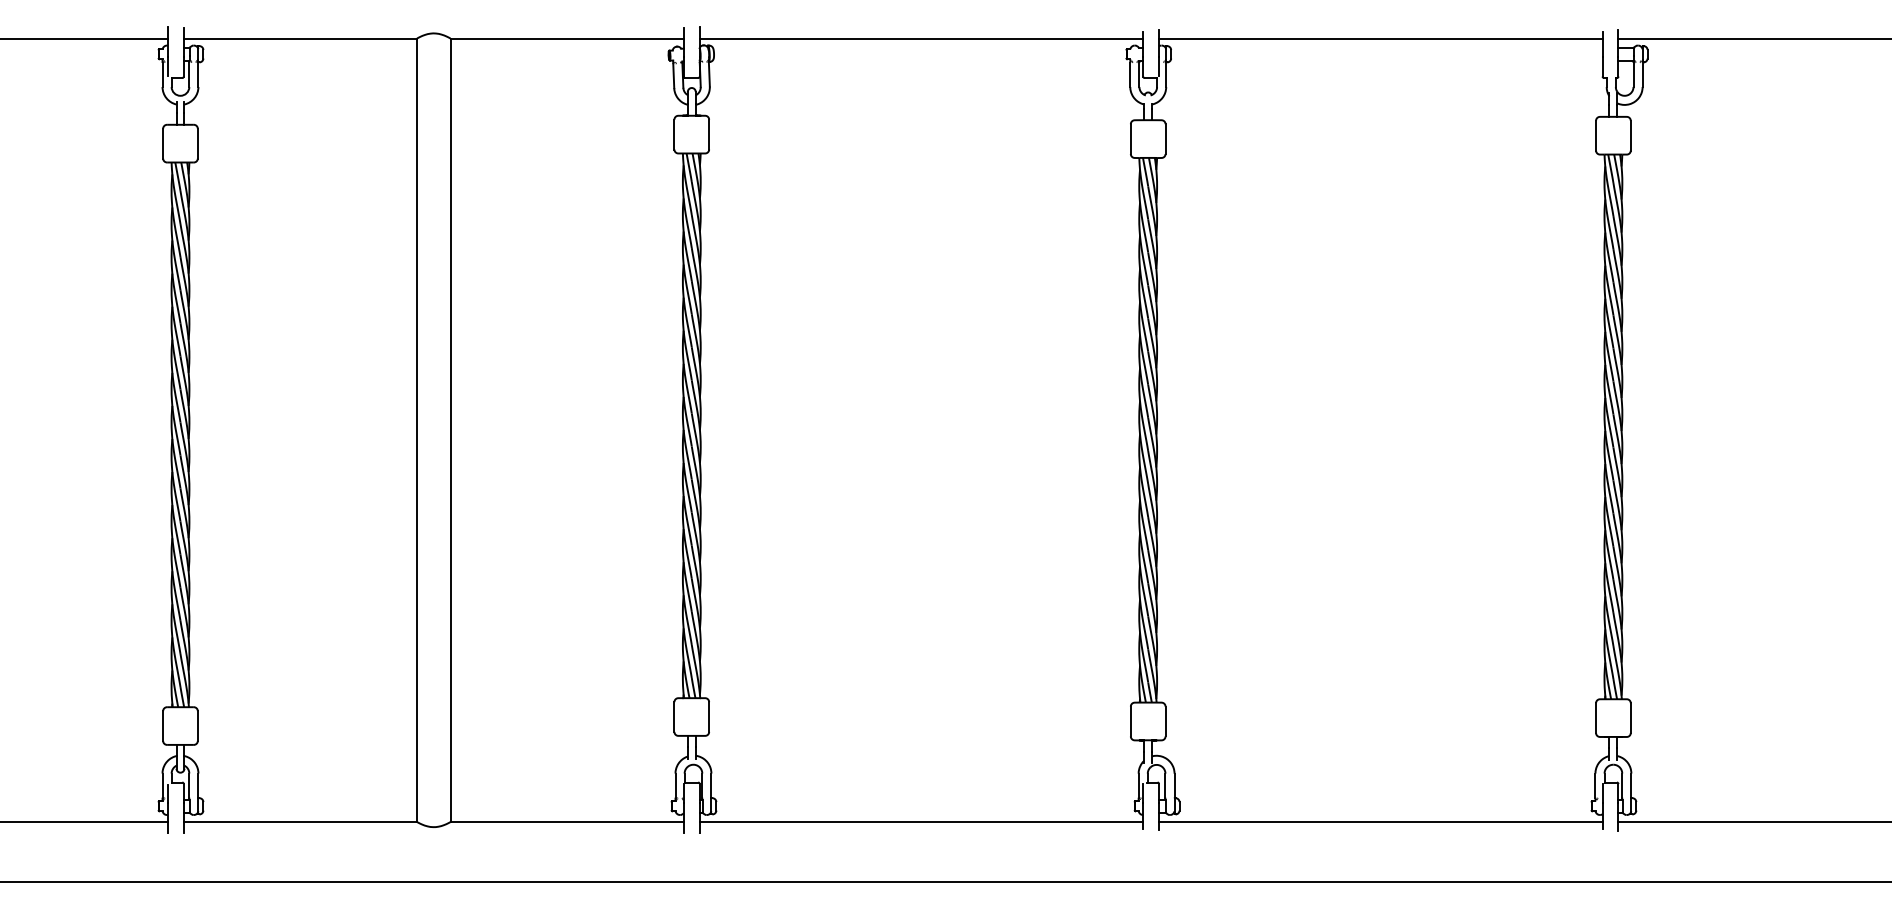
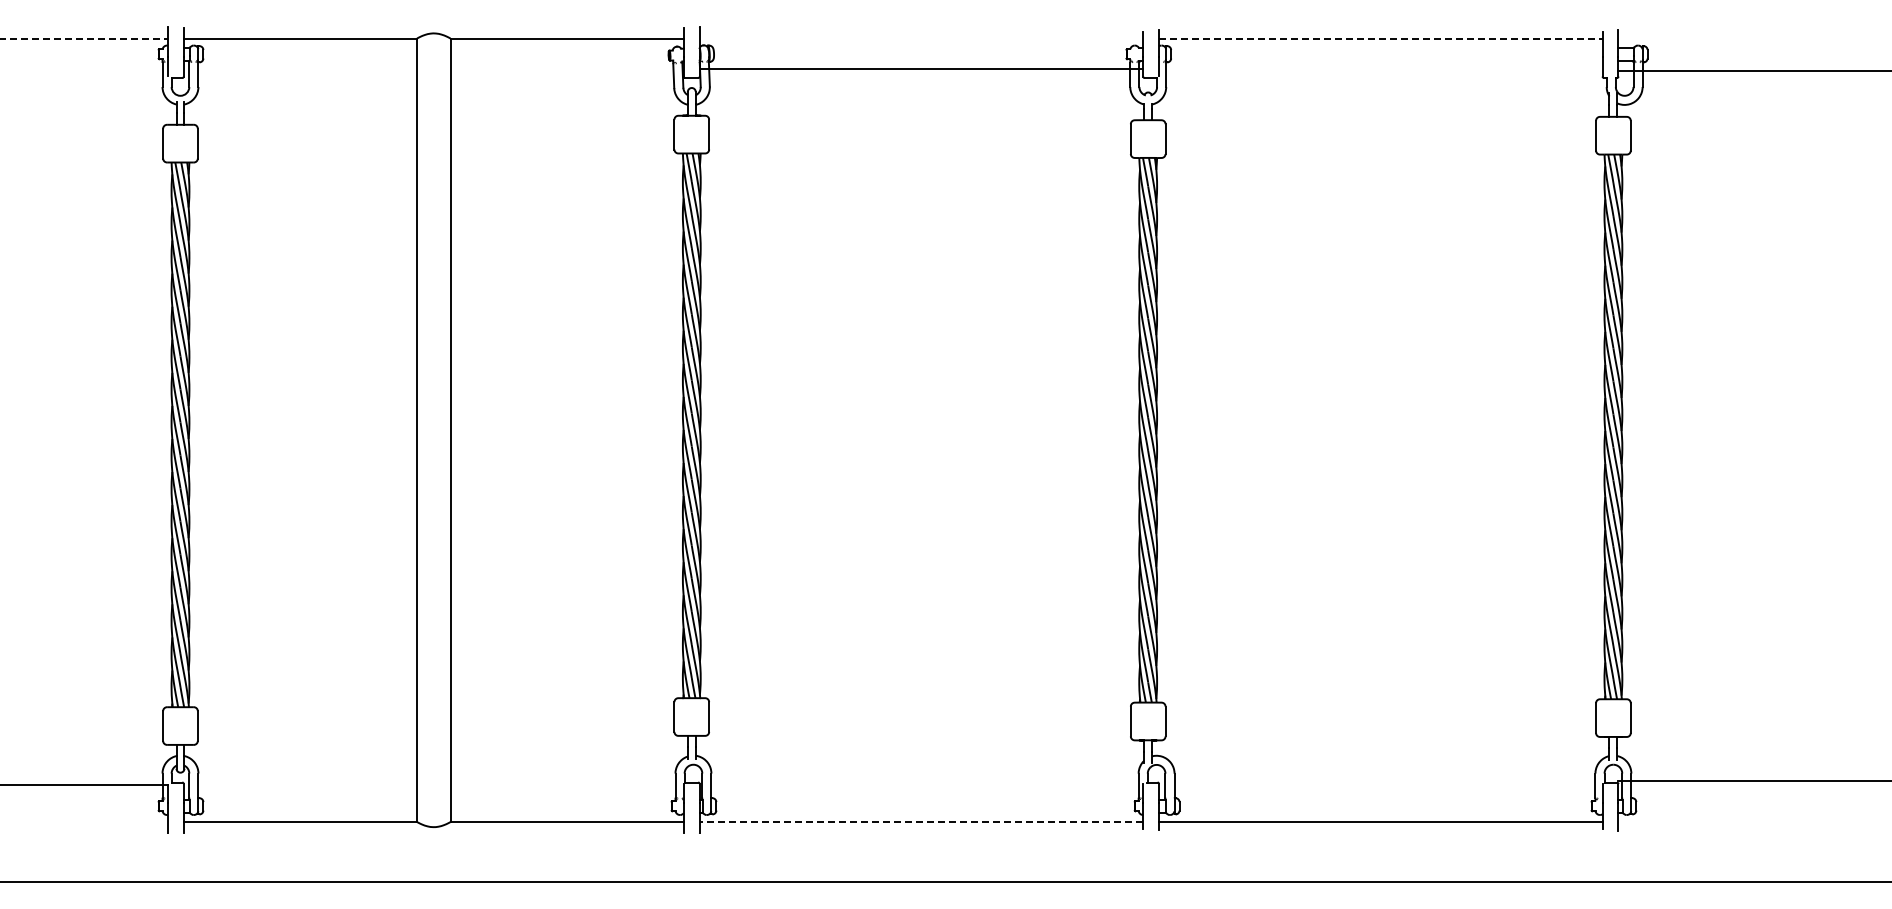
line: solid -> dashed (84, 38)
line position: (921, 38) -> (921, 68) (921, 68)
line: solid -> dashed (1380, 38)
line position: (1753, 38) -> (1753, 70) (1753, 70)
line position: (84, 822) -> (84, 785) (84, 785)
line: solid -> dashed (921, 822)
line position: (1753, 822) -> (1753, 781) (1753, 781)
